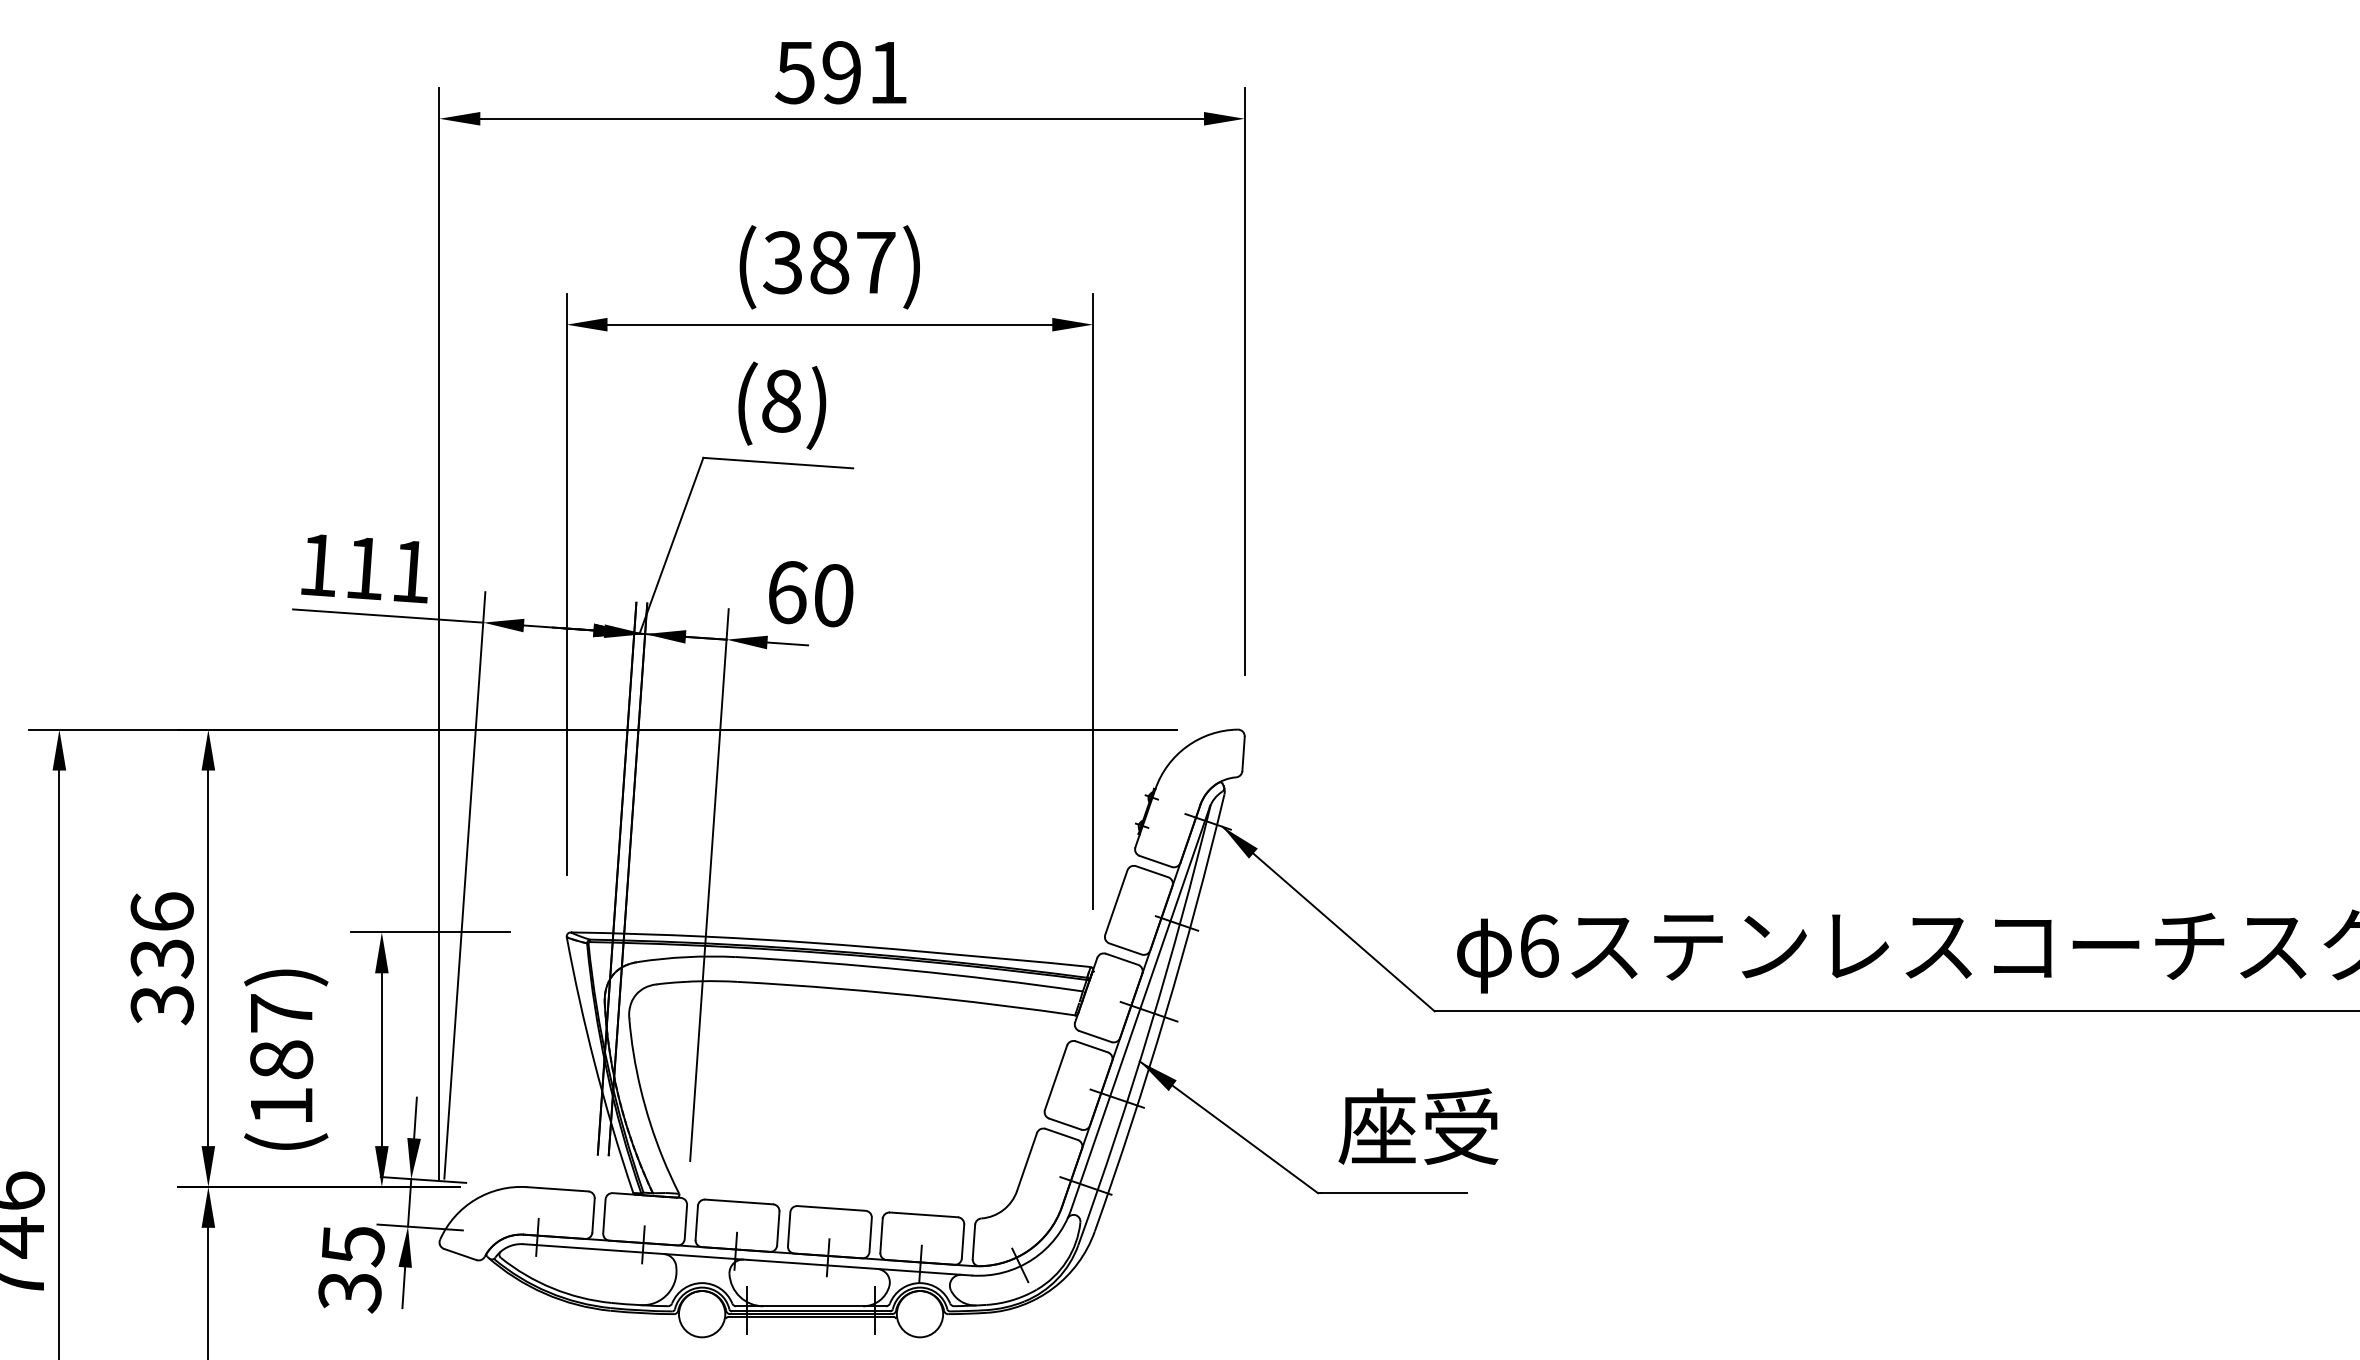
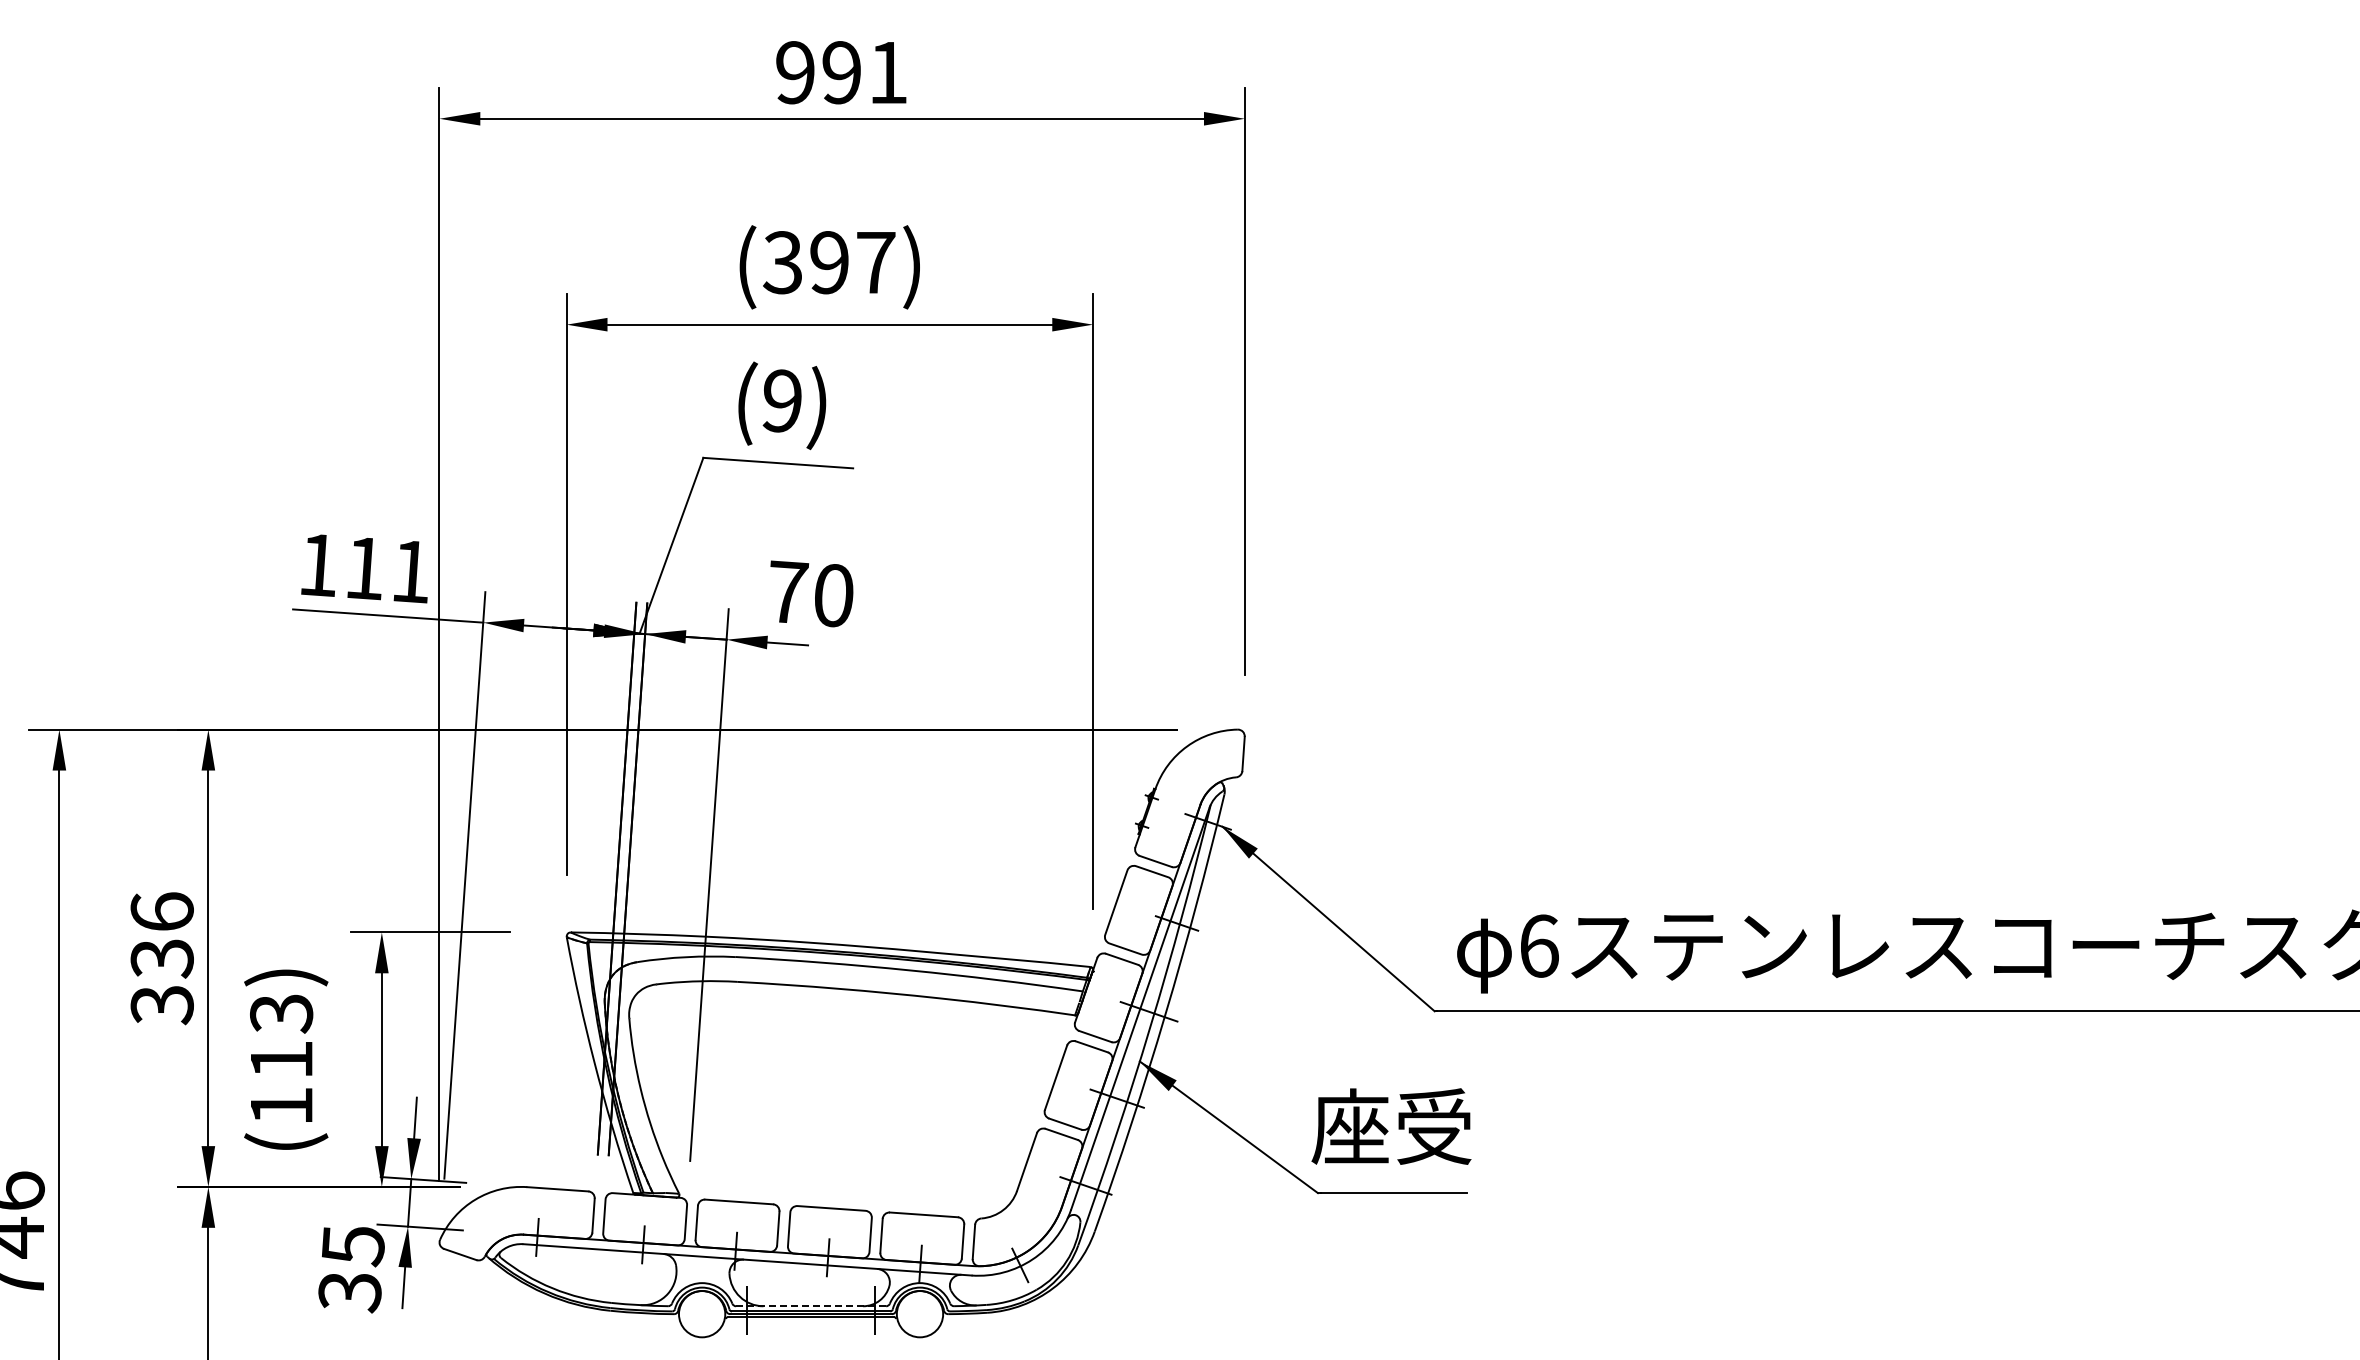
text: 591 -> 991 (794, 72)
text: (387) -> (397) (829, 262)
text: (8) -> (9) (781, 400)
text: 60 -> 70 (789, 592)
text: (187) -> (113) (281, 1036)
text position: (1418, 1126) -> (1391, 1126) (1391, 1126)
line: solid -> dashed (811, 1306)
